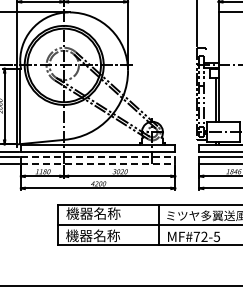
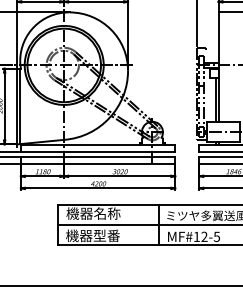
line: dashed -> solid (98, 156)
line: dashed -> solid (98, 163)
text: 機器名称 -> 機器型番 (106, 235)
text: MF#72-5 -> MF#12-5 (196, 236)
